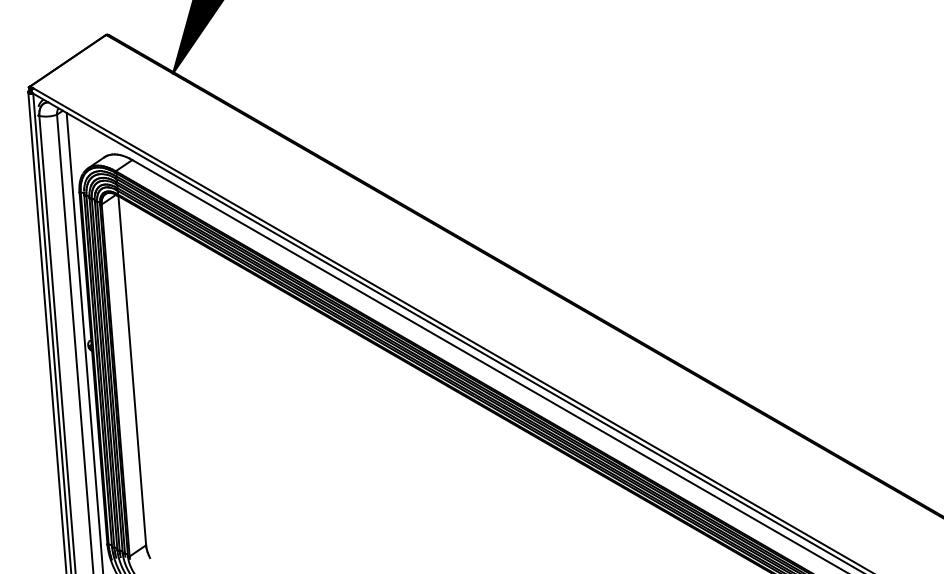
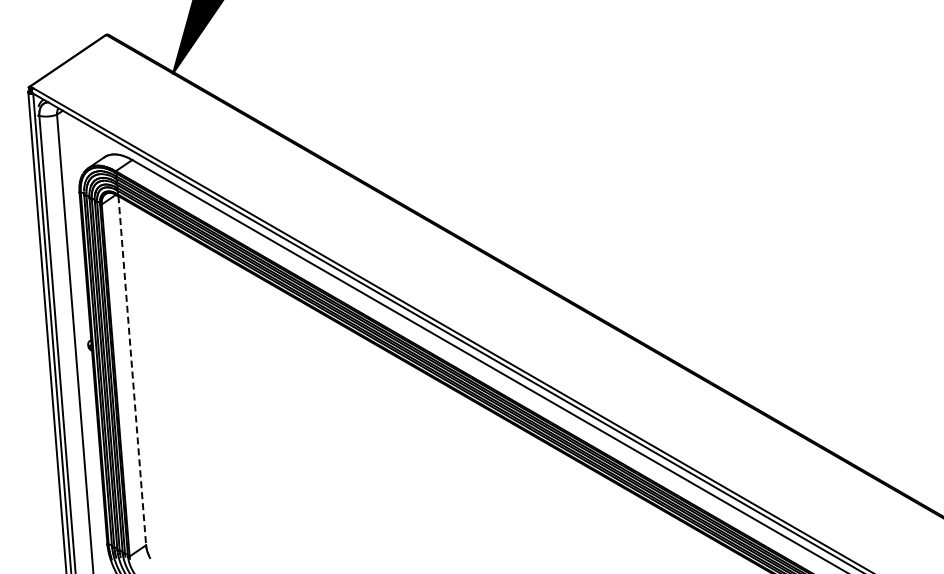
line: present -> none (84, 341)
line: solid -> dashed (132, 371)
